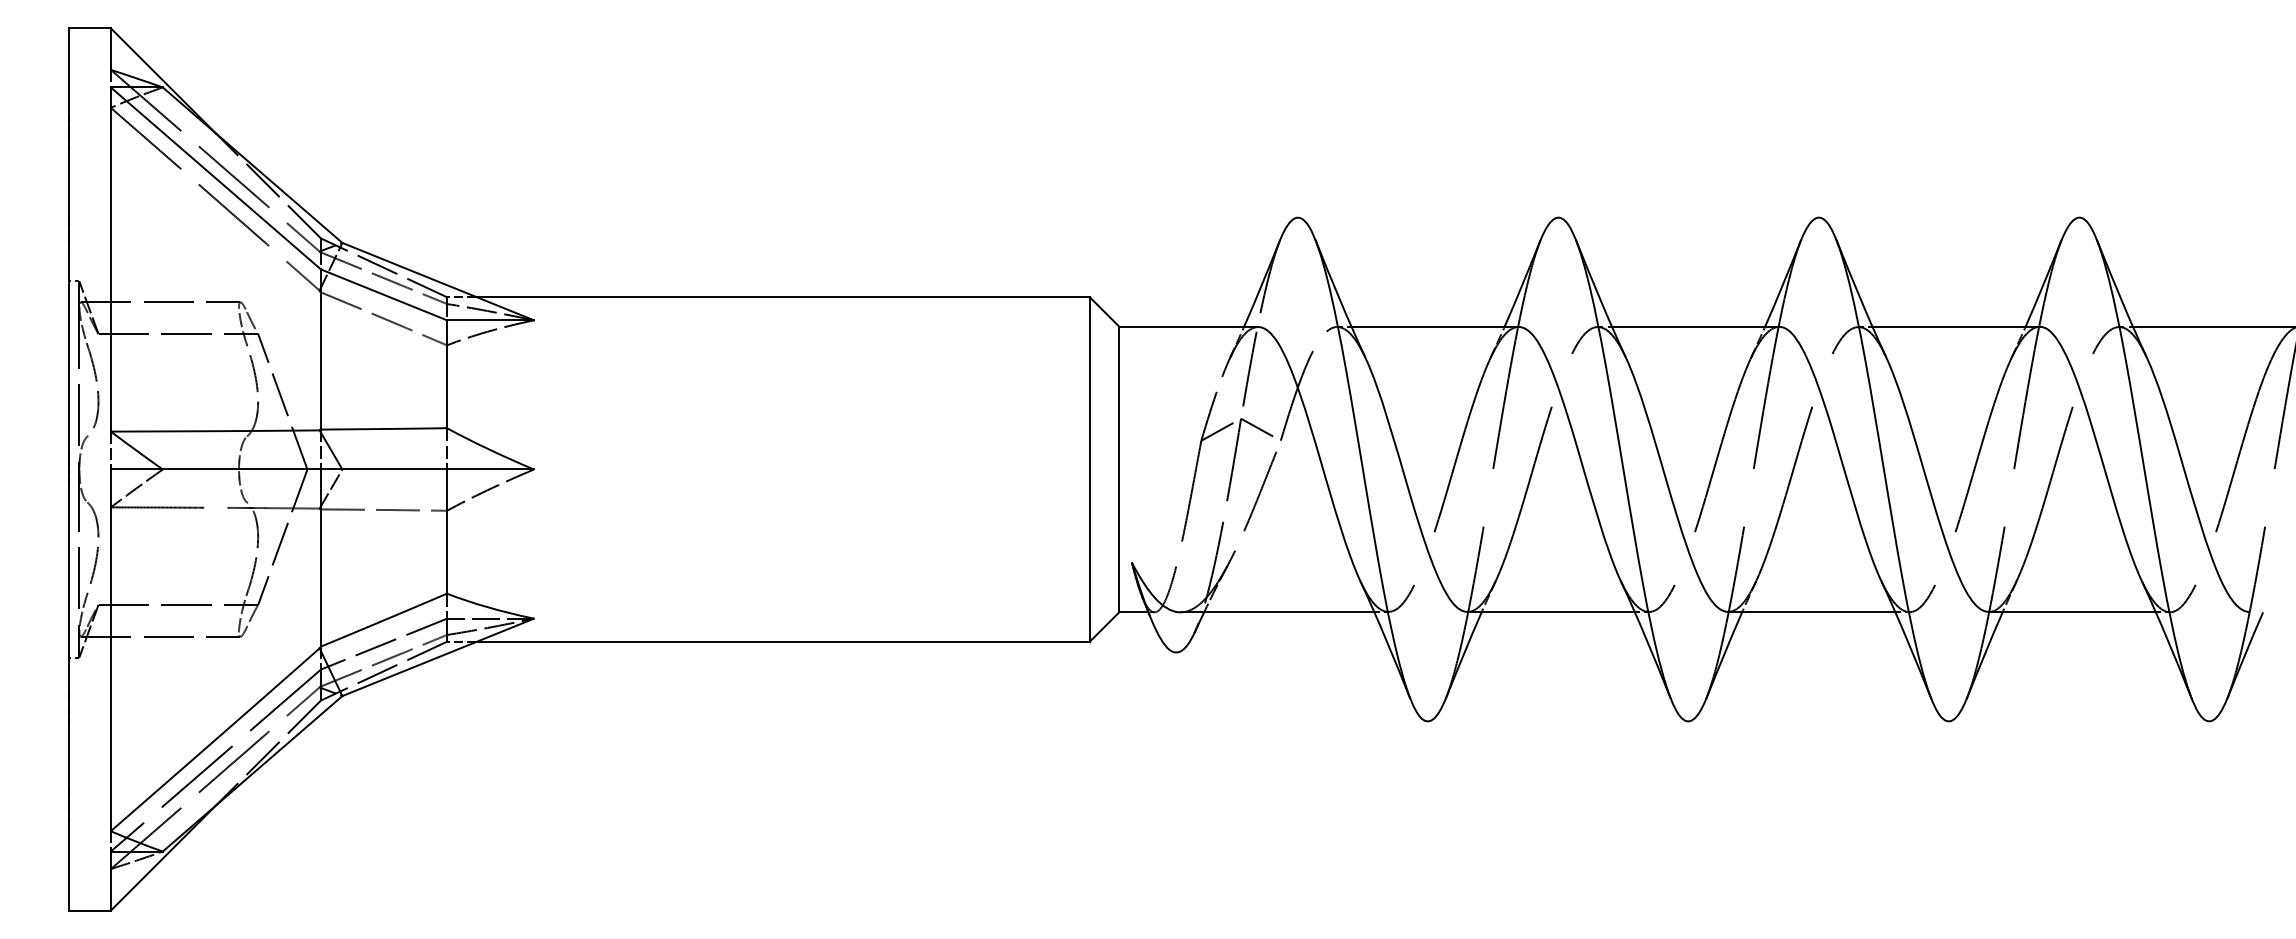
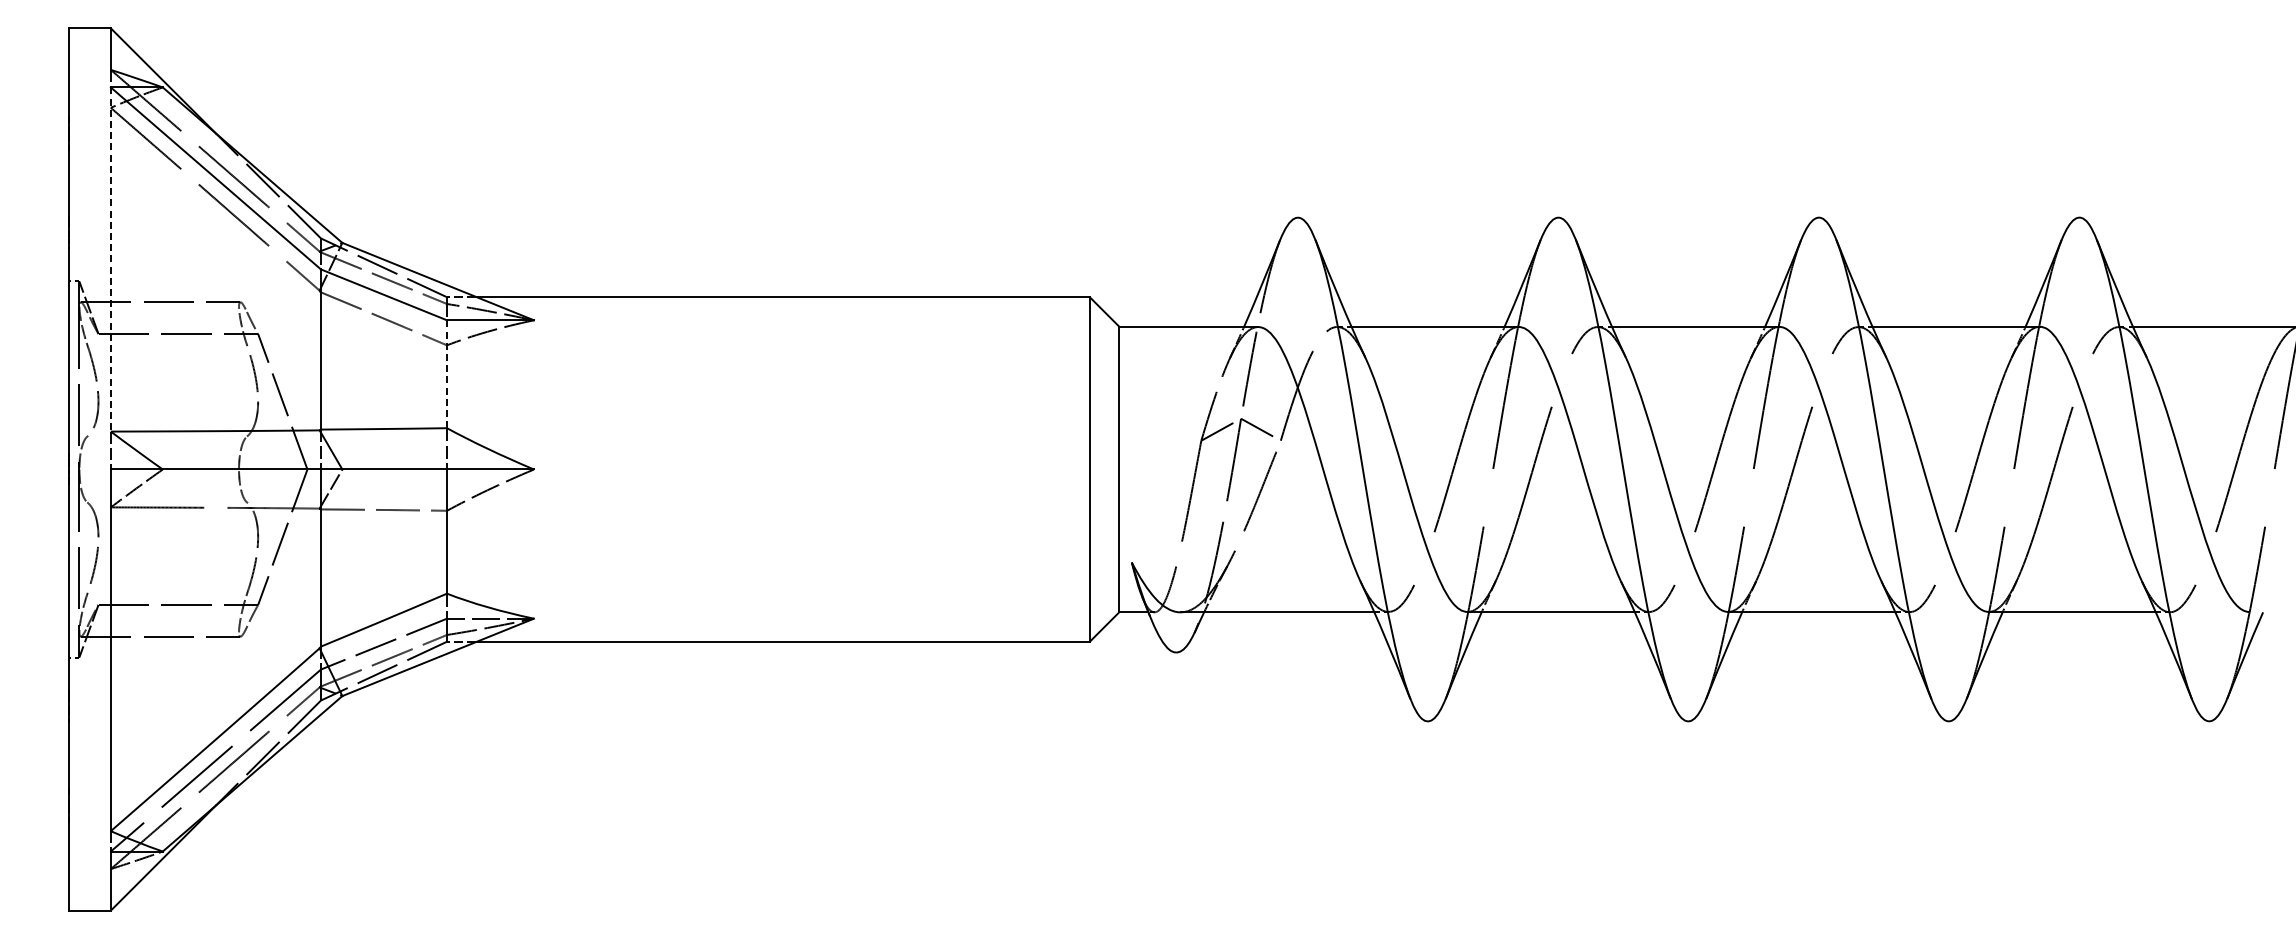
line: solid -> dashed (110, 260)
line: solid -> dashed (447, 374)
